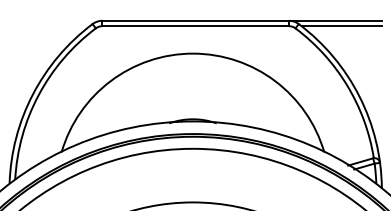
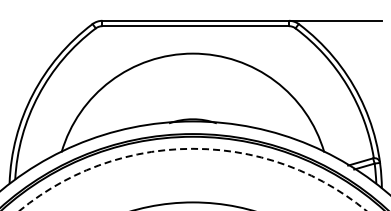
line: present -> none (341, 26)
circle: solid -> dashed (192, 179)
